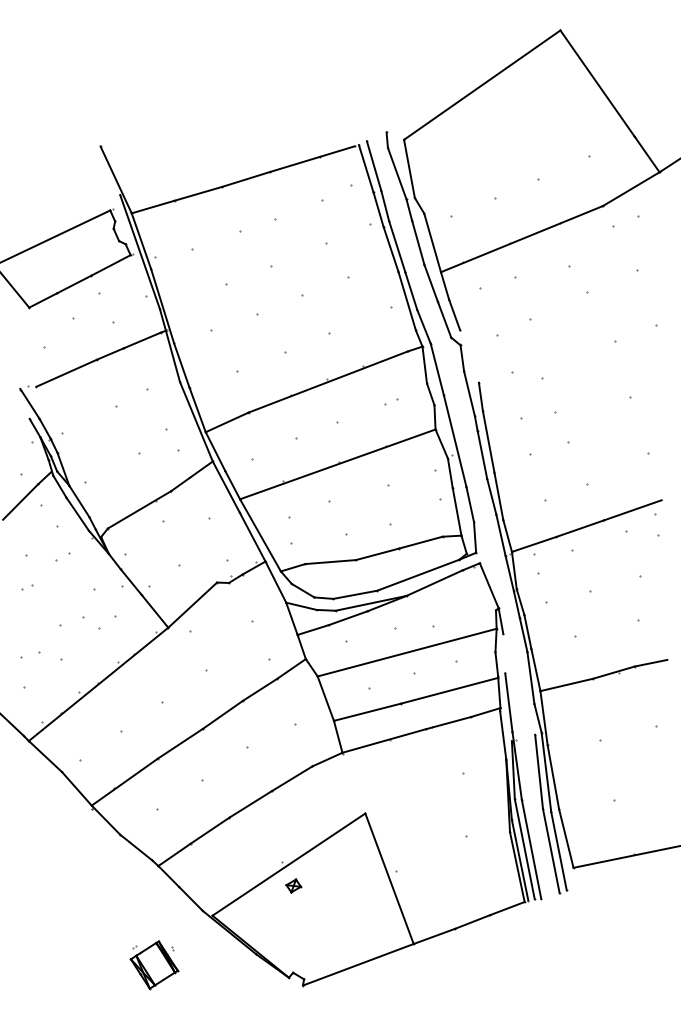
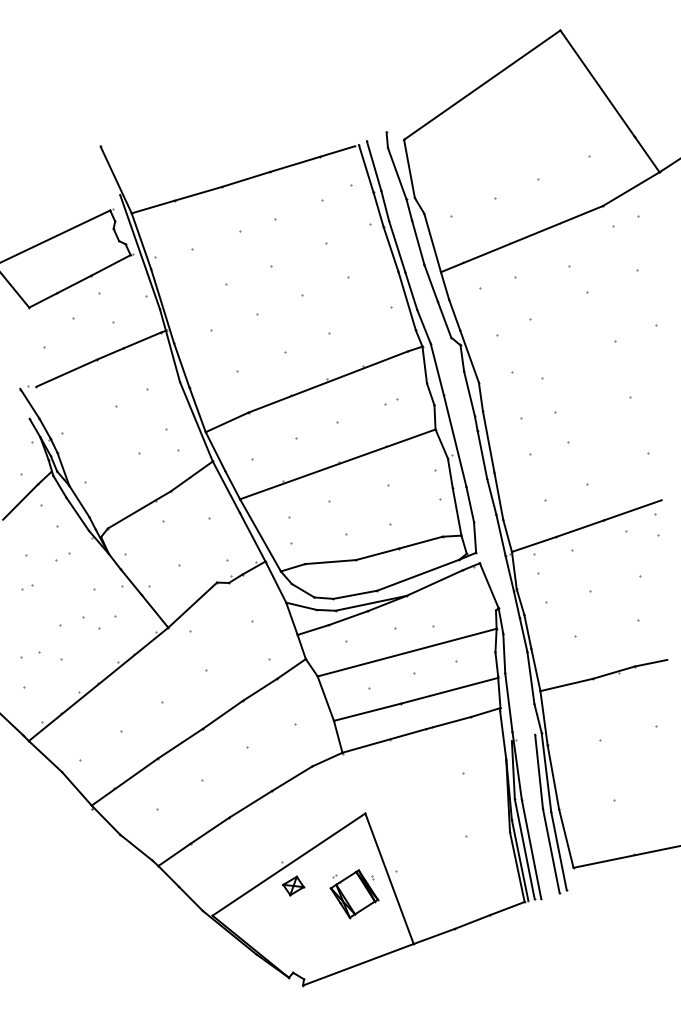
line: none -> present (469, 356)
line: none -> present (504, 653)
part size: 18x16 px -> 24x22 px (293, 885)
part position: (154, 965) -> (354, 894) (354, 894)
